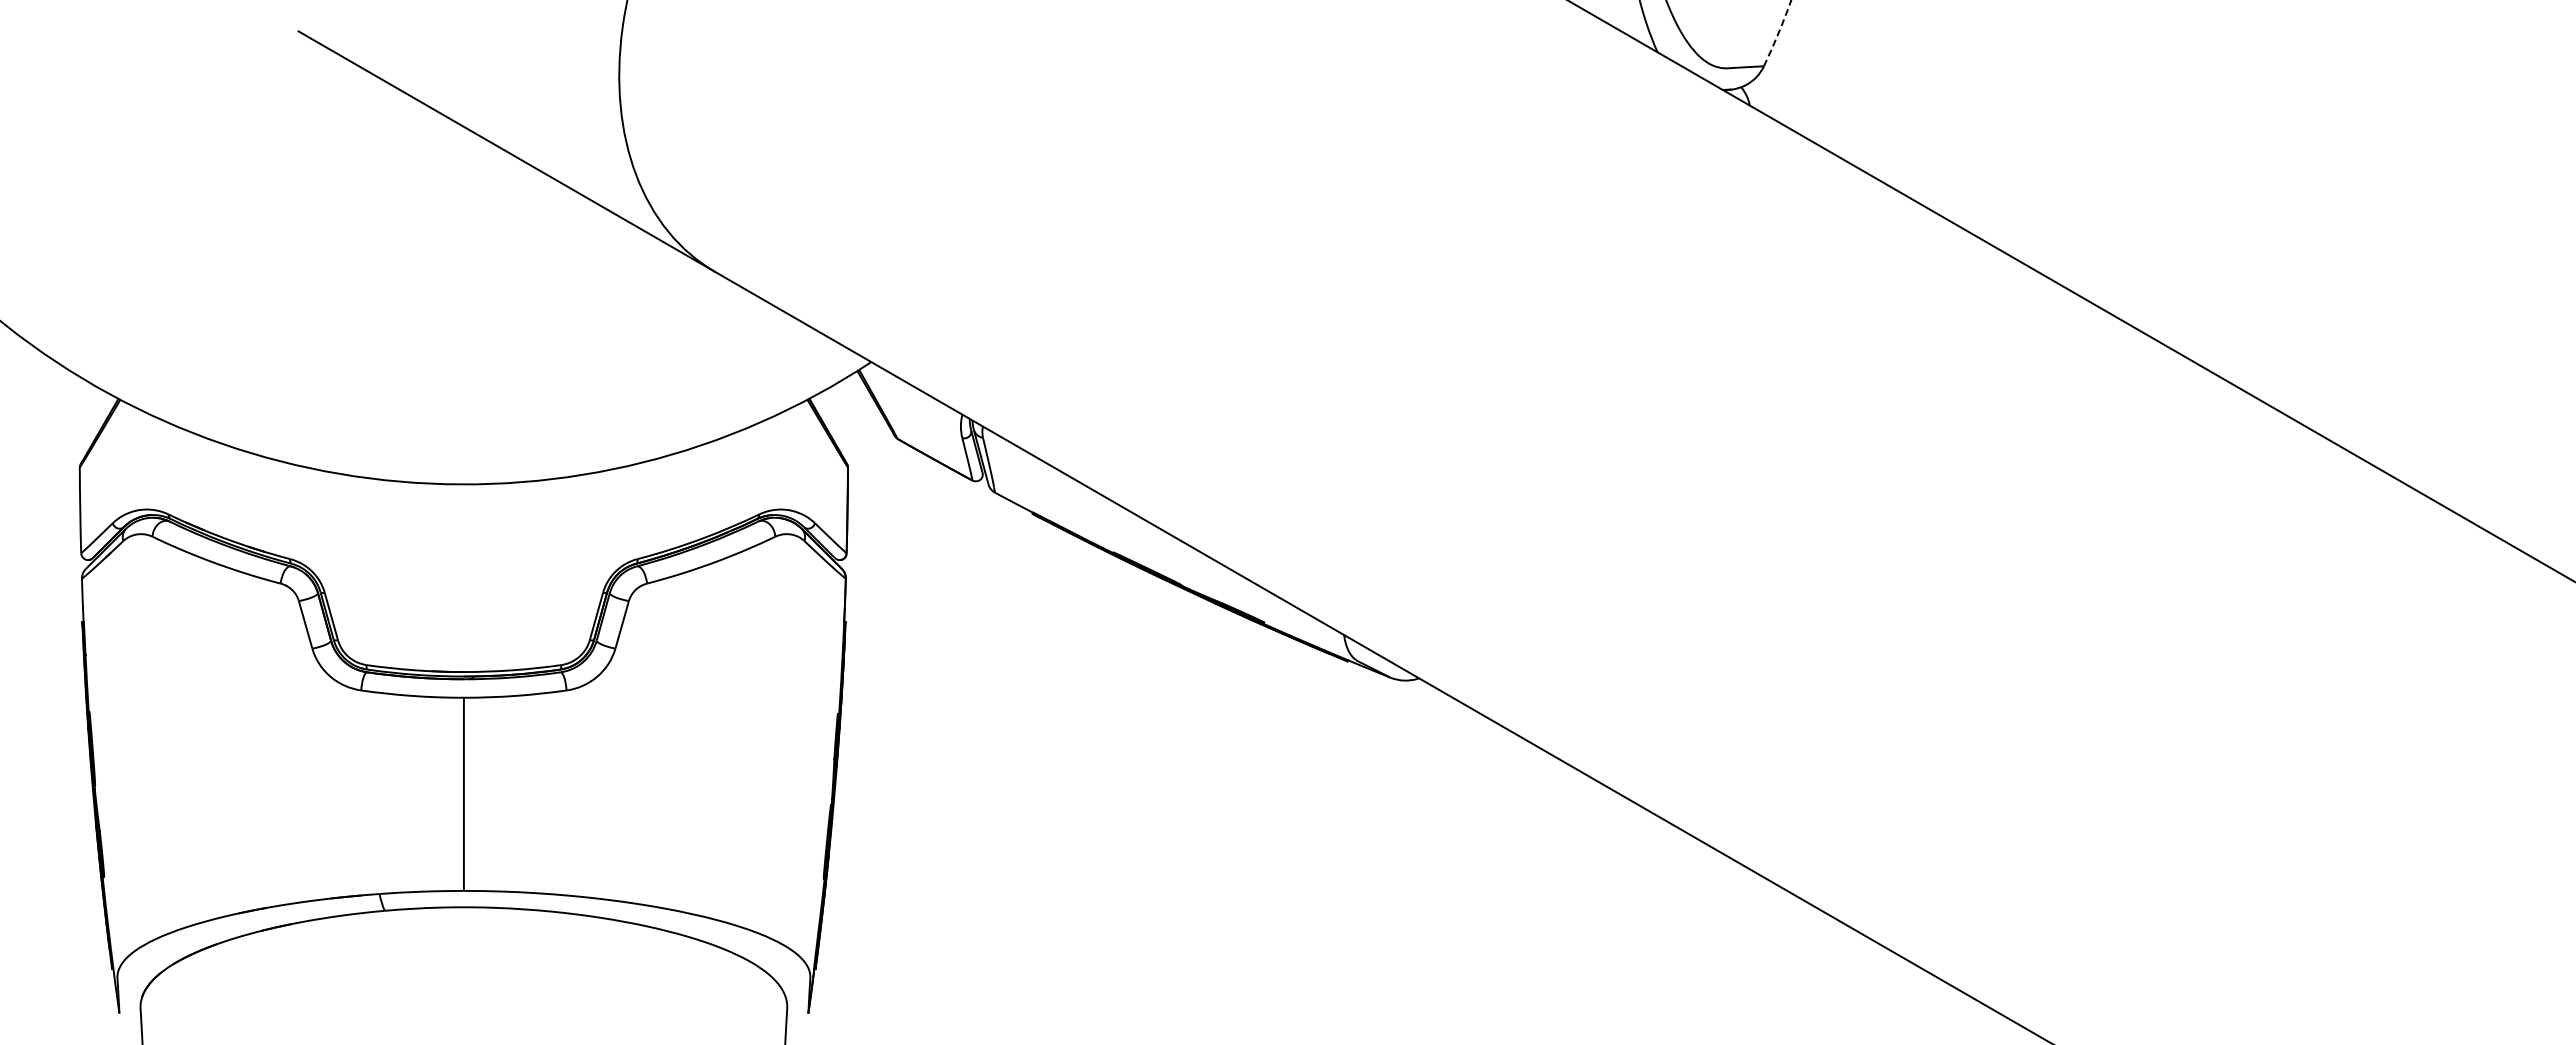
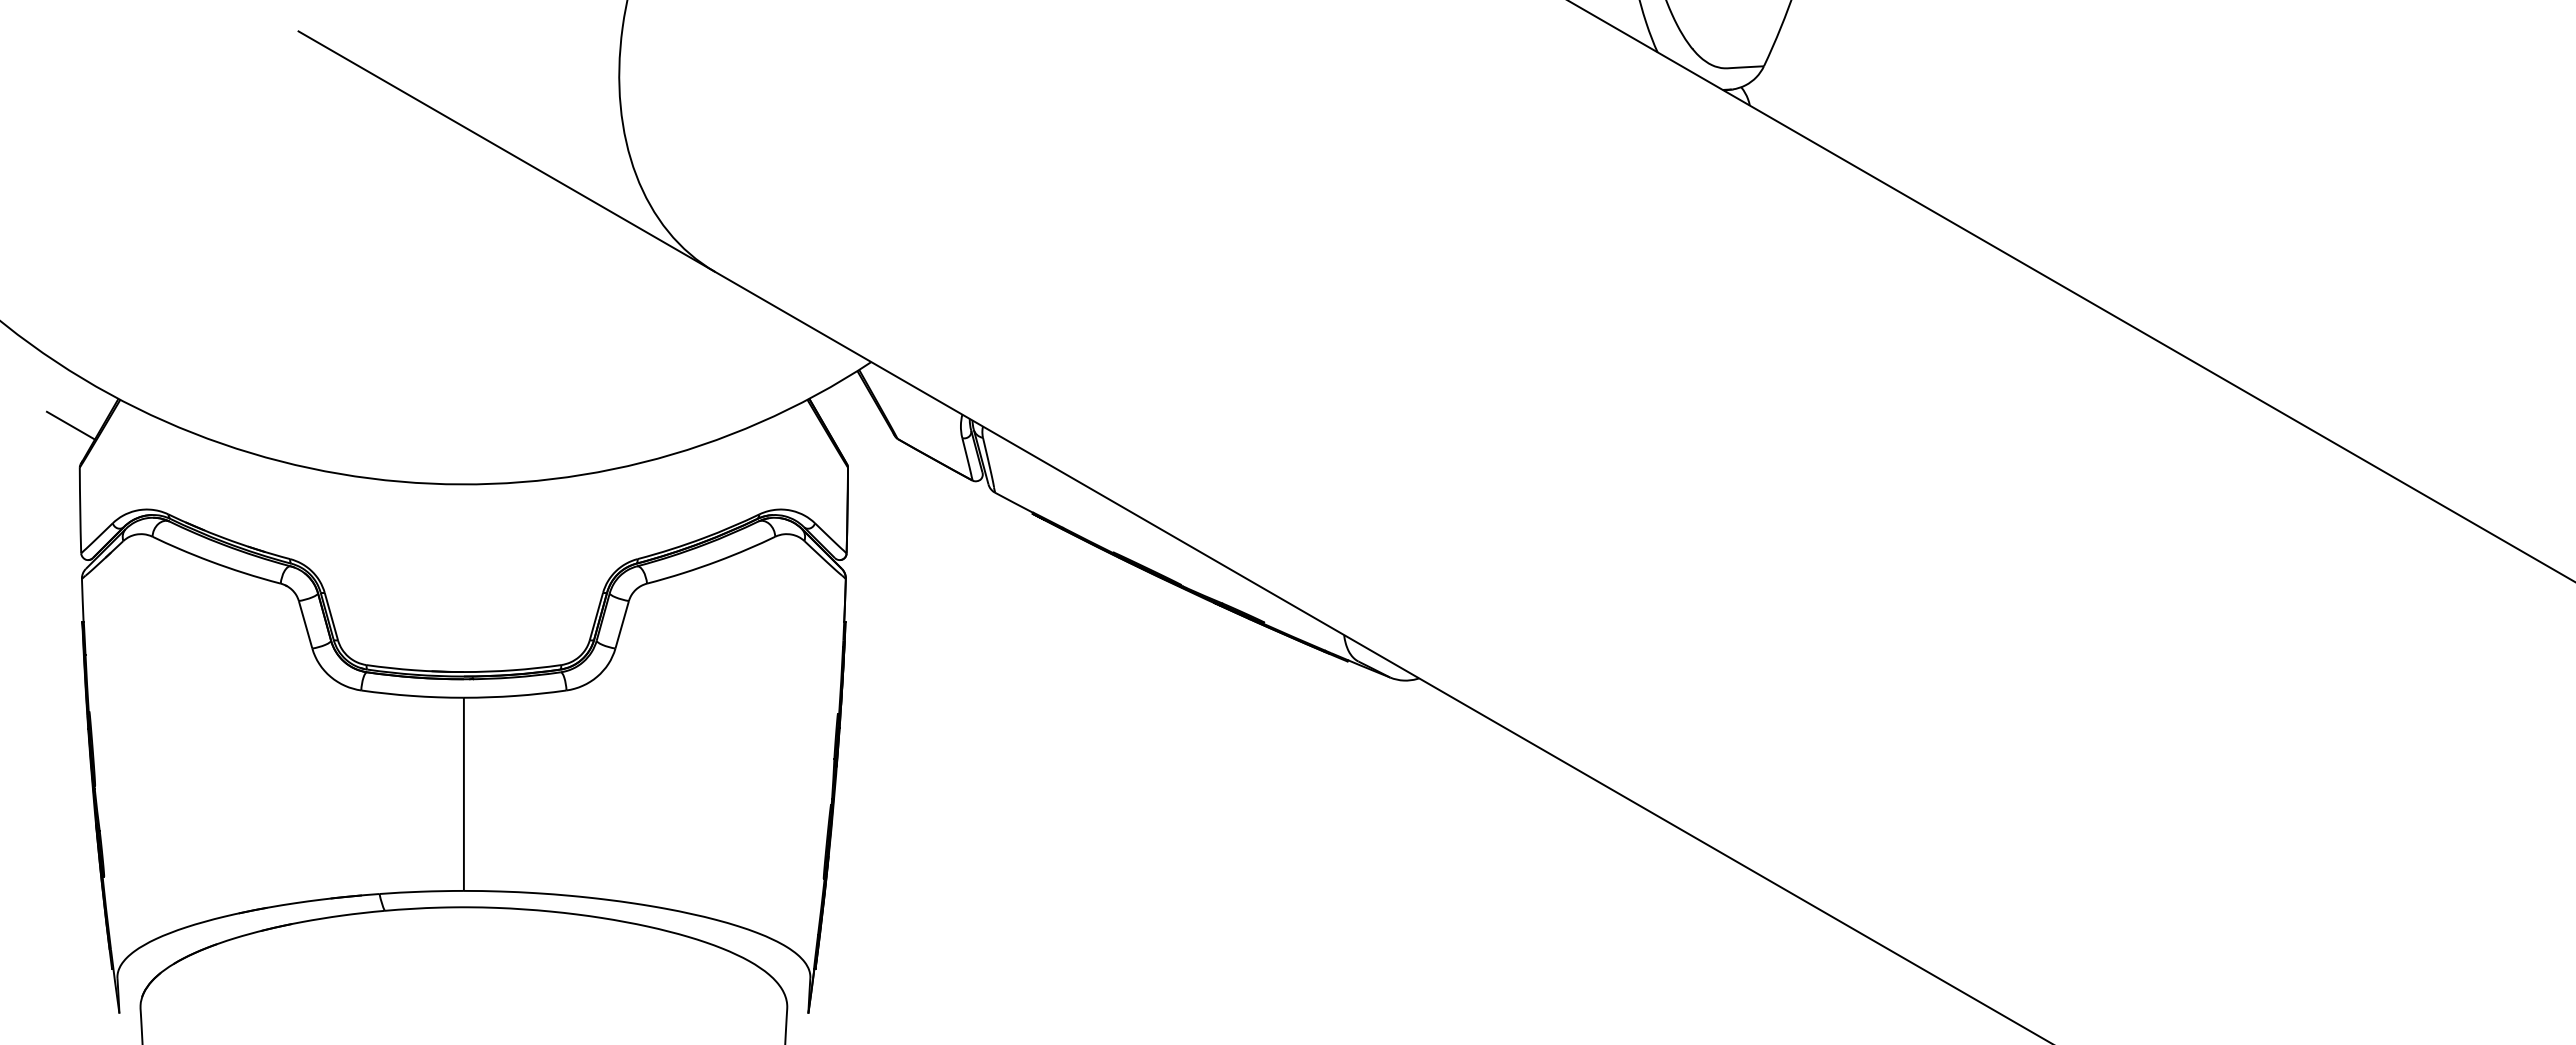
arc: dashed -> solid (1778, 33)
line: none -> present (70, 425)
